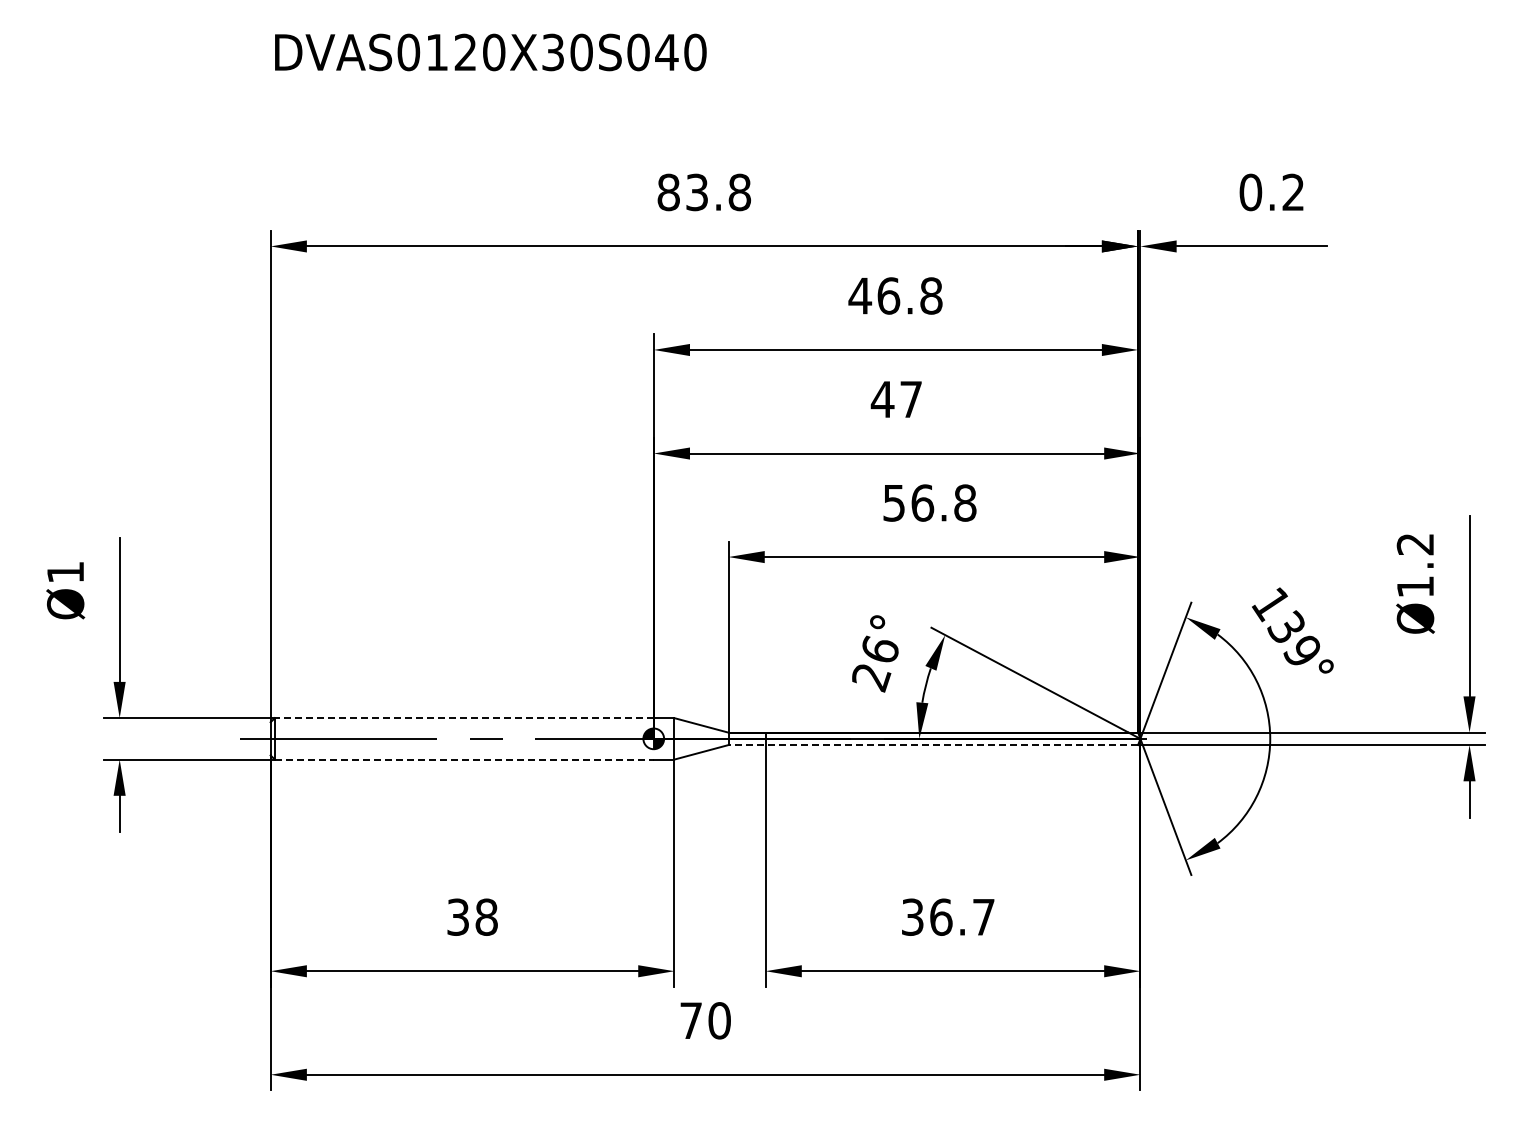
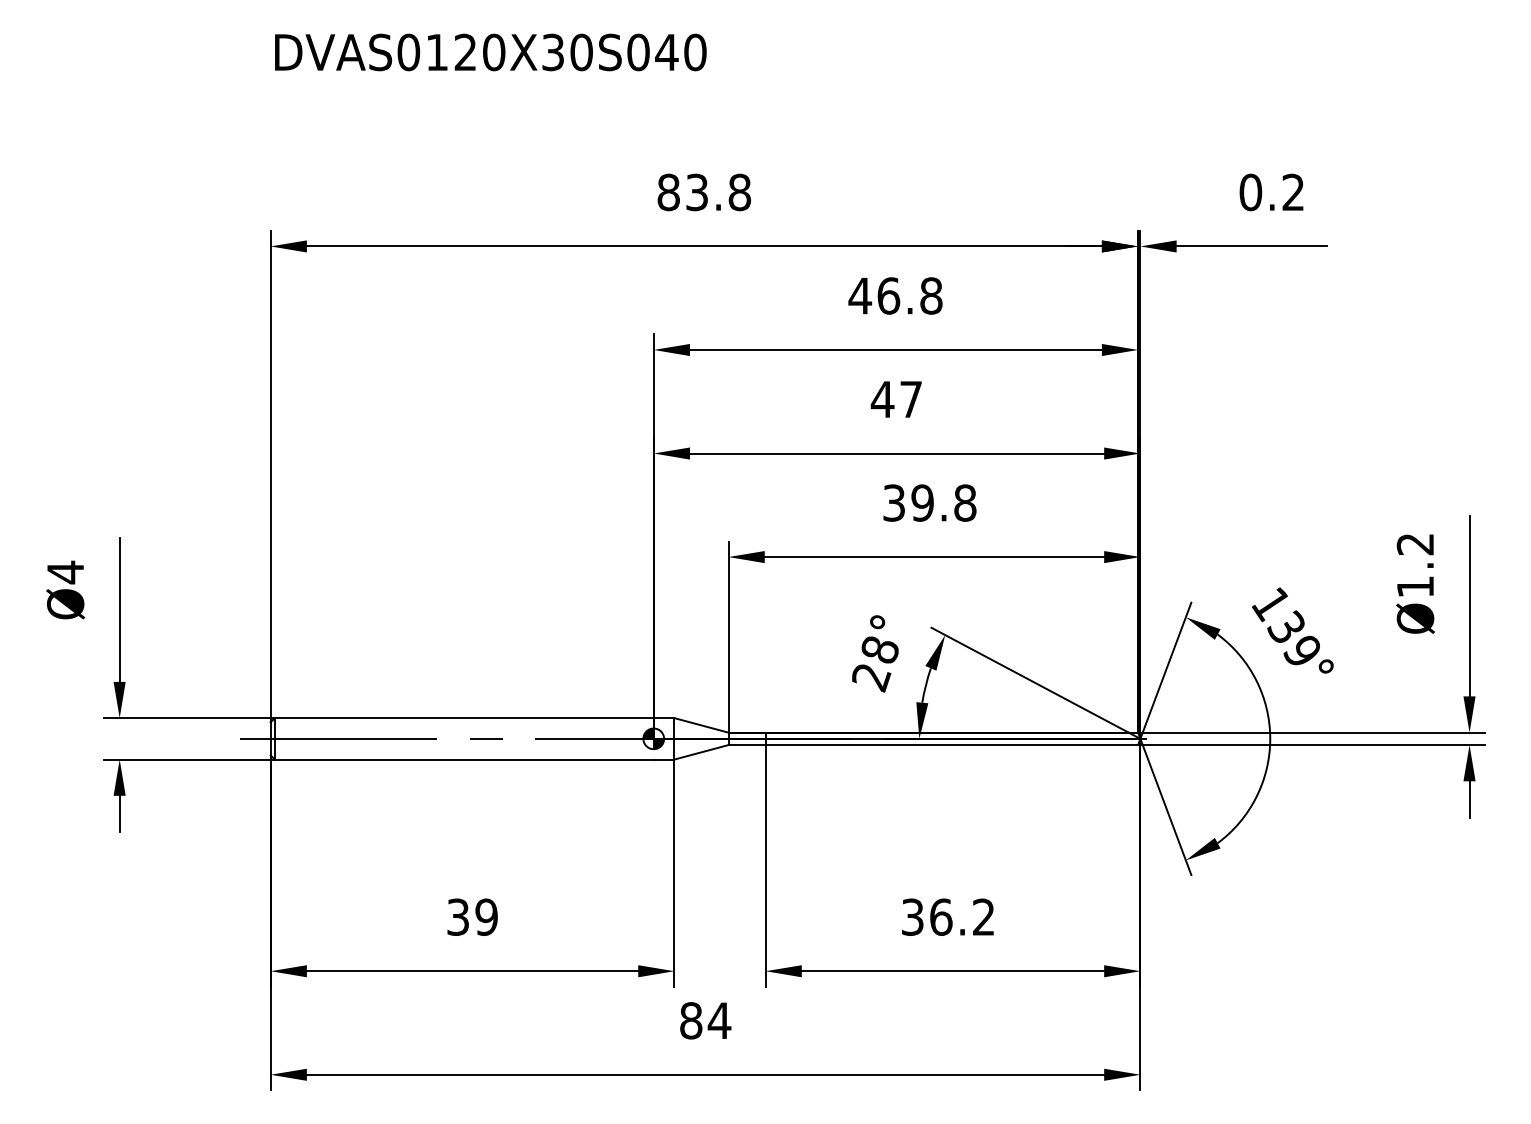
text: 56.8 -> 39.8 (909, 502)
text: Ø1 -> Ø4 (65, 572)
text: 26° -> 28° (879, 649)
line: dashed -> solid (463, 718)
line: dashed -> solid (933, 745)
line: dashed -> solid (464, 759)
text: 38 -> 39 (486, 916)
text: 36.7 -> 36.2 (983, 916)
text: 70 -> 84 (705, 1020)
